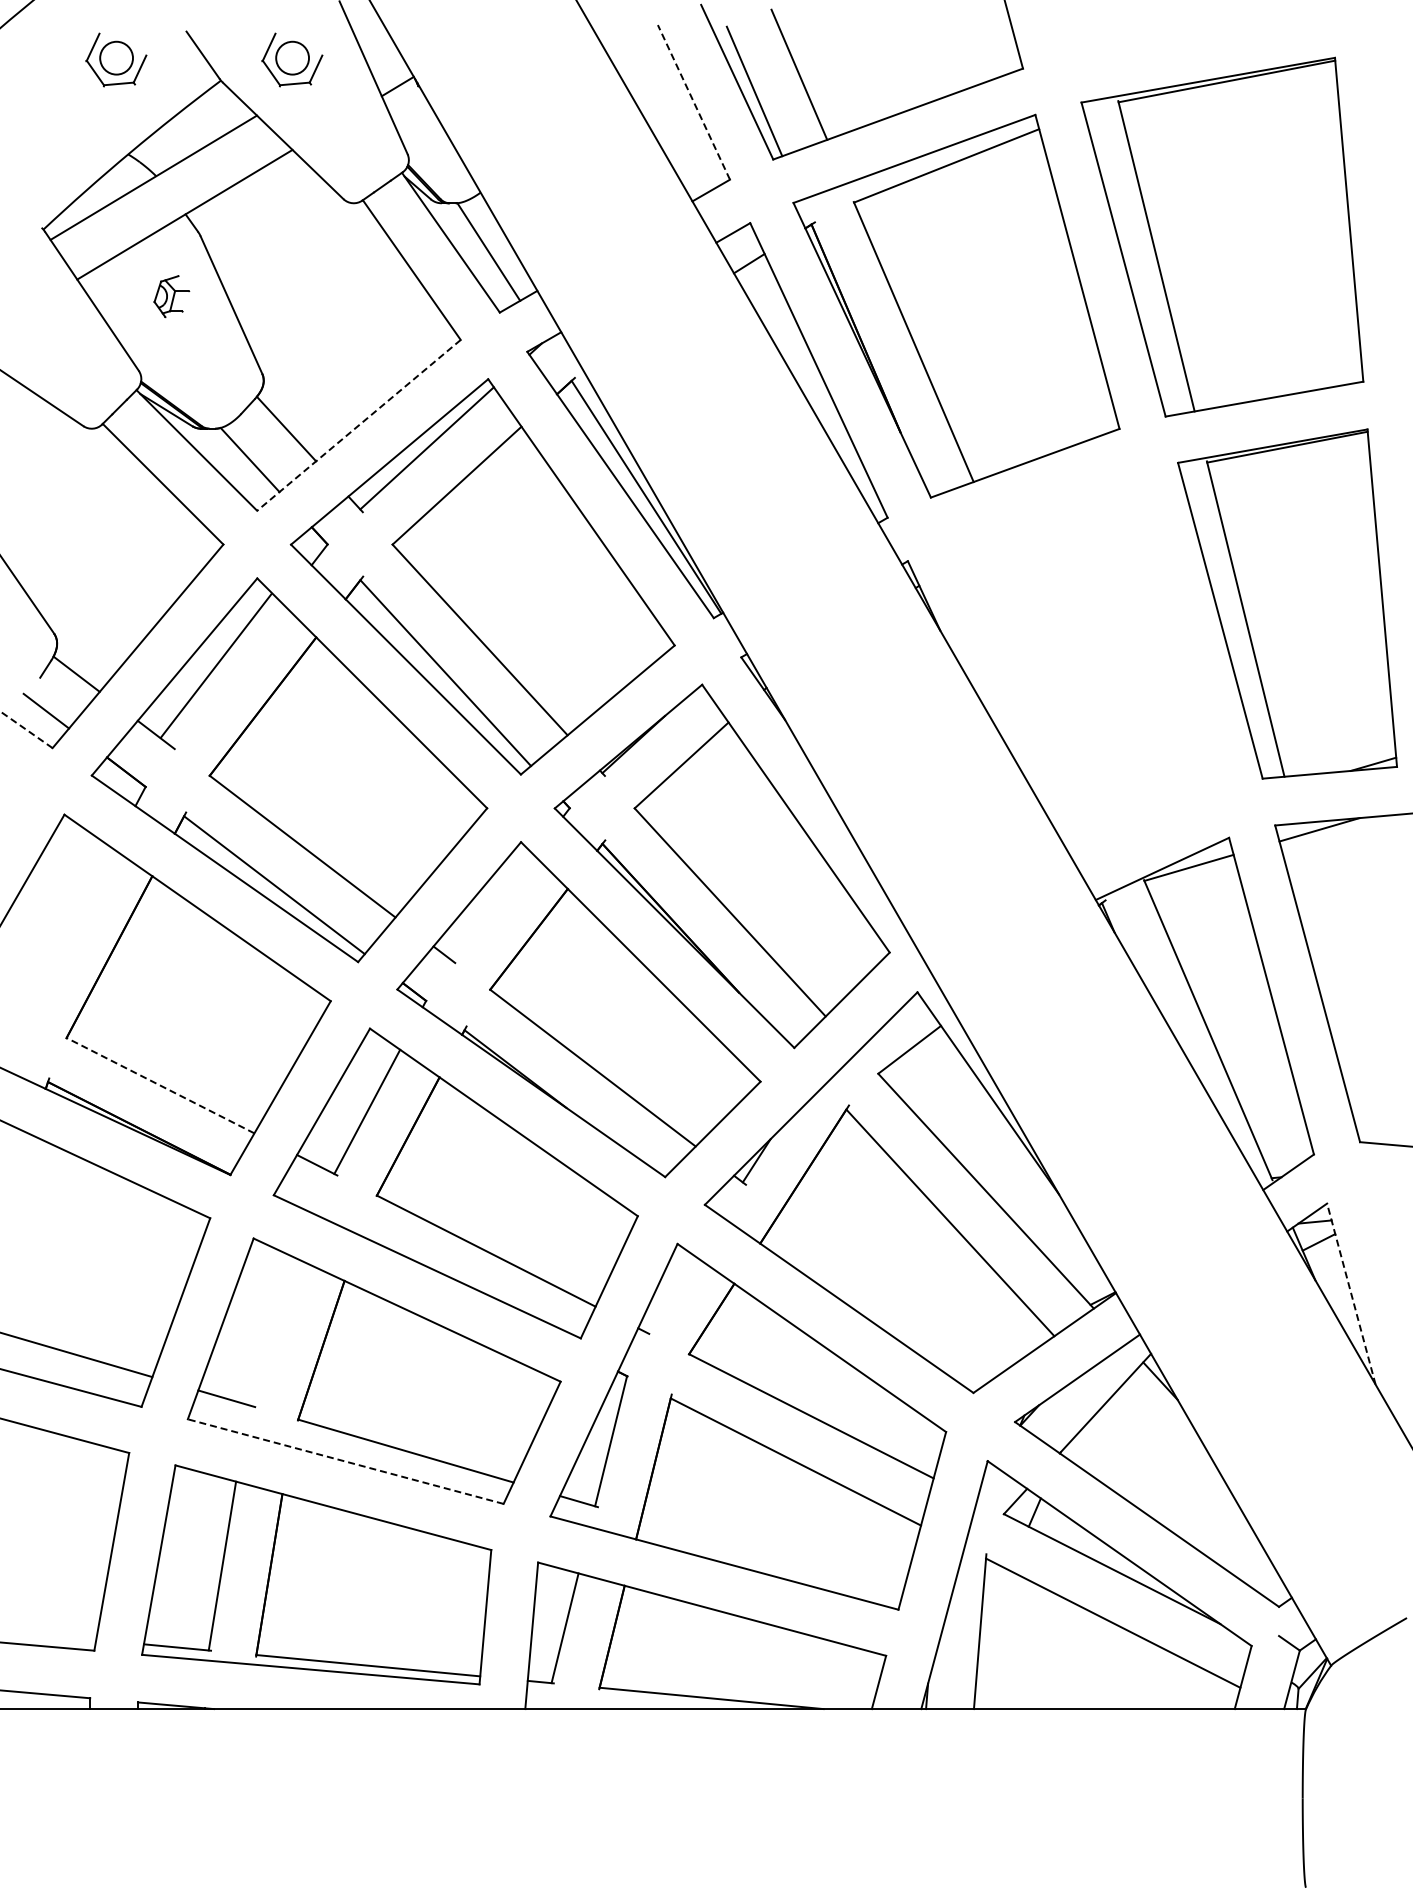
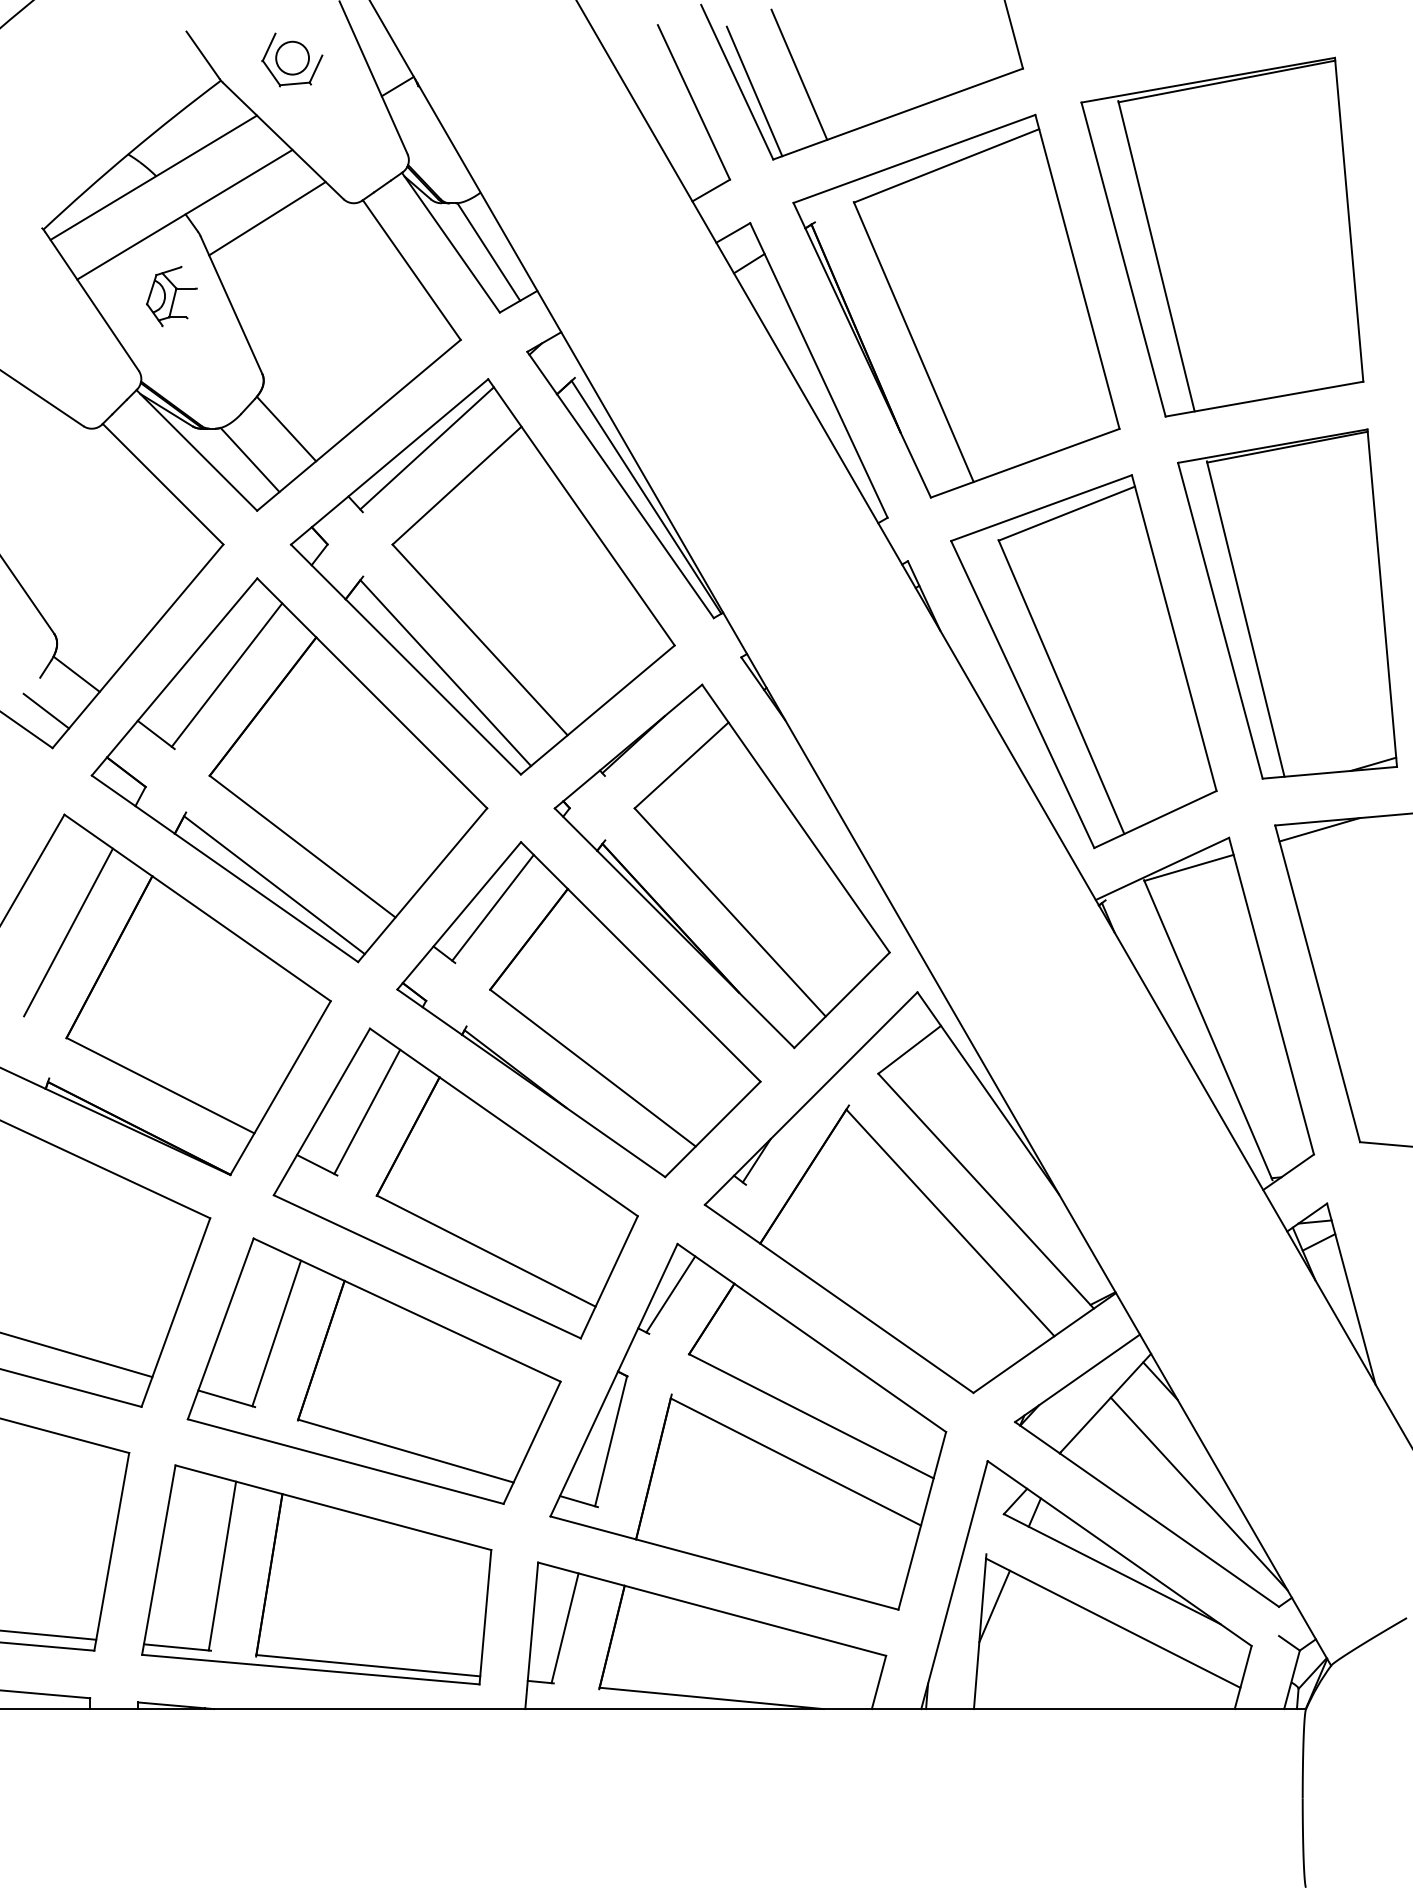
part: present -> none (116, 59)
line: dashed -> solid (693, 101)
line: none -> present (267, 218)
part size: 38x44 px -> 52x62 px (171, 296)
line: dashed -> solid (358, 425)
part: none -> present (1083, 661)
line position: (215, 665) -> (226, 674) (226, 674)
line: dashed -> solid (26, 729)
line: none -> present (492, 907)
line: none -> present (68, 932)
line: dashed -> solid (160, 1085)
line: none -> present (670, 1294)
line: dashed -> solid (1351, 1294)
line: none -> present (276, 1333)
line: dashed -> solid (345, 1461)
line: none -> present (1198, 1493)
line: none -> present (994, 1606)
line: none -> present (49, 1634)
